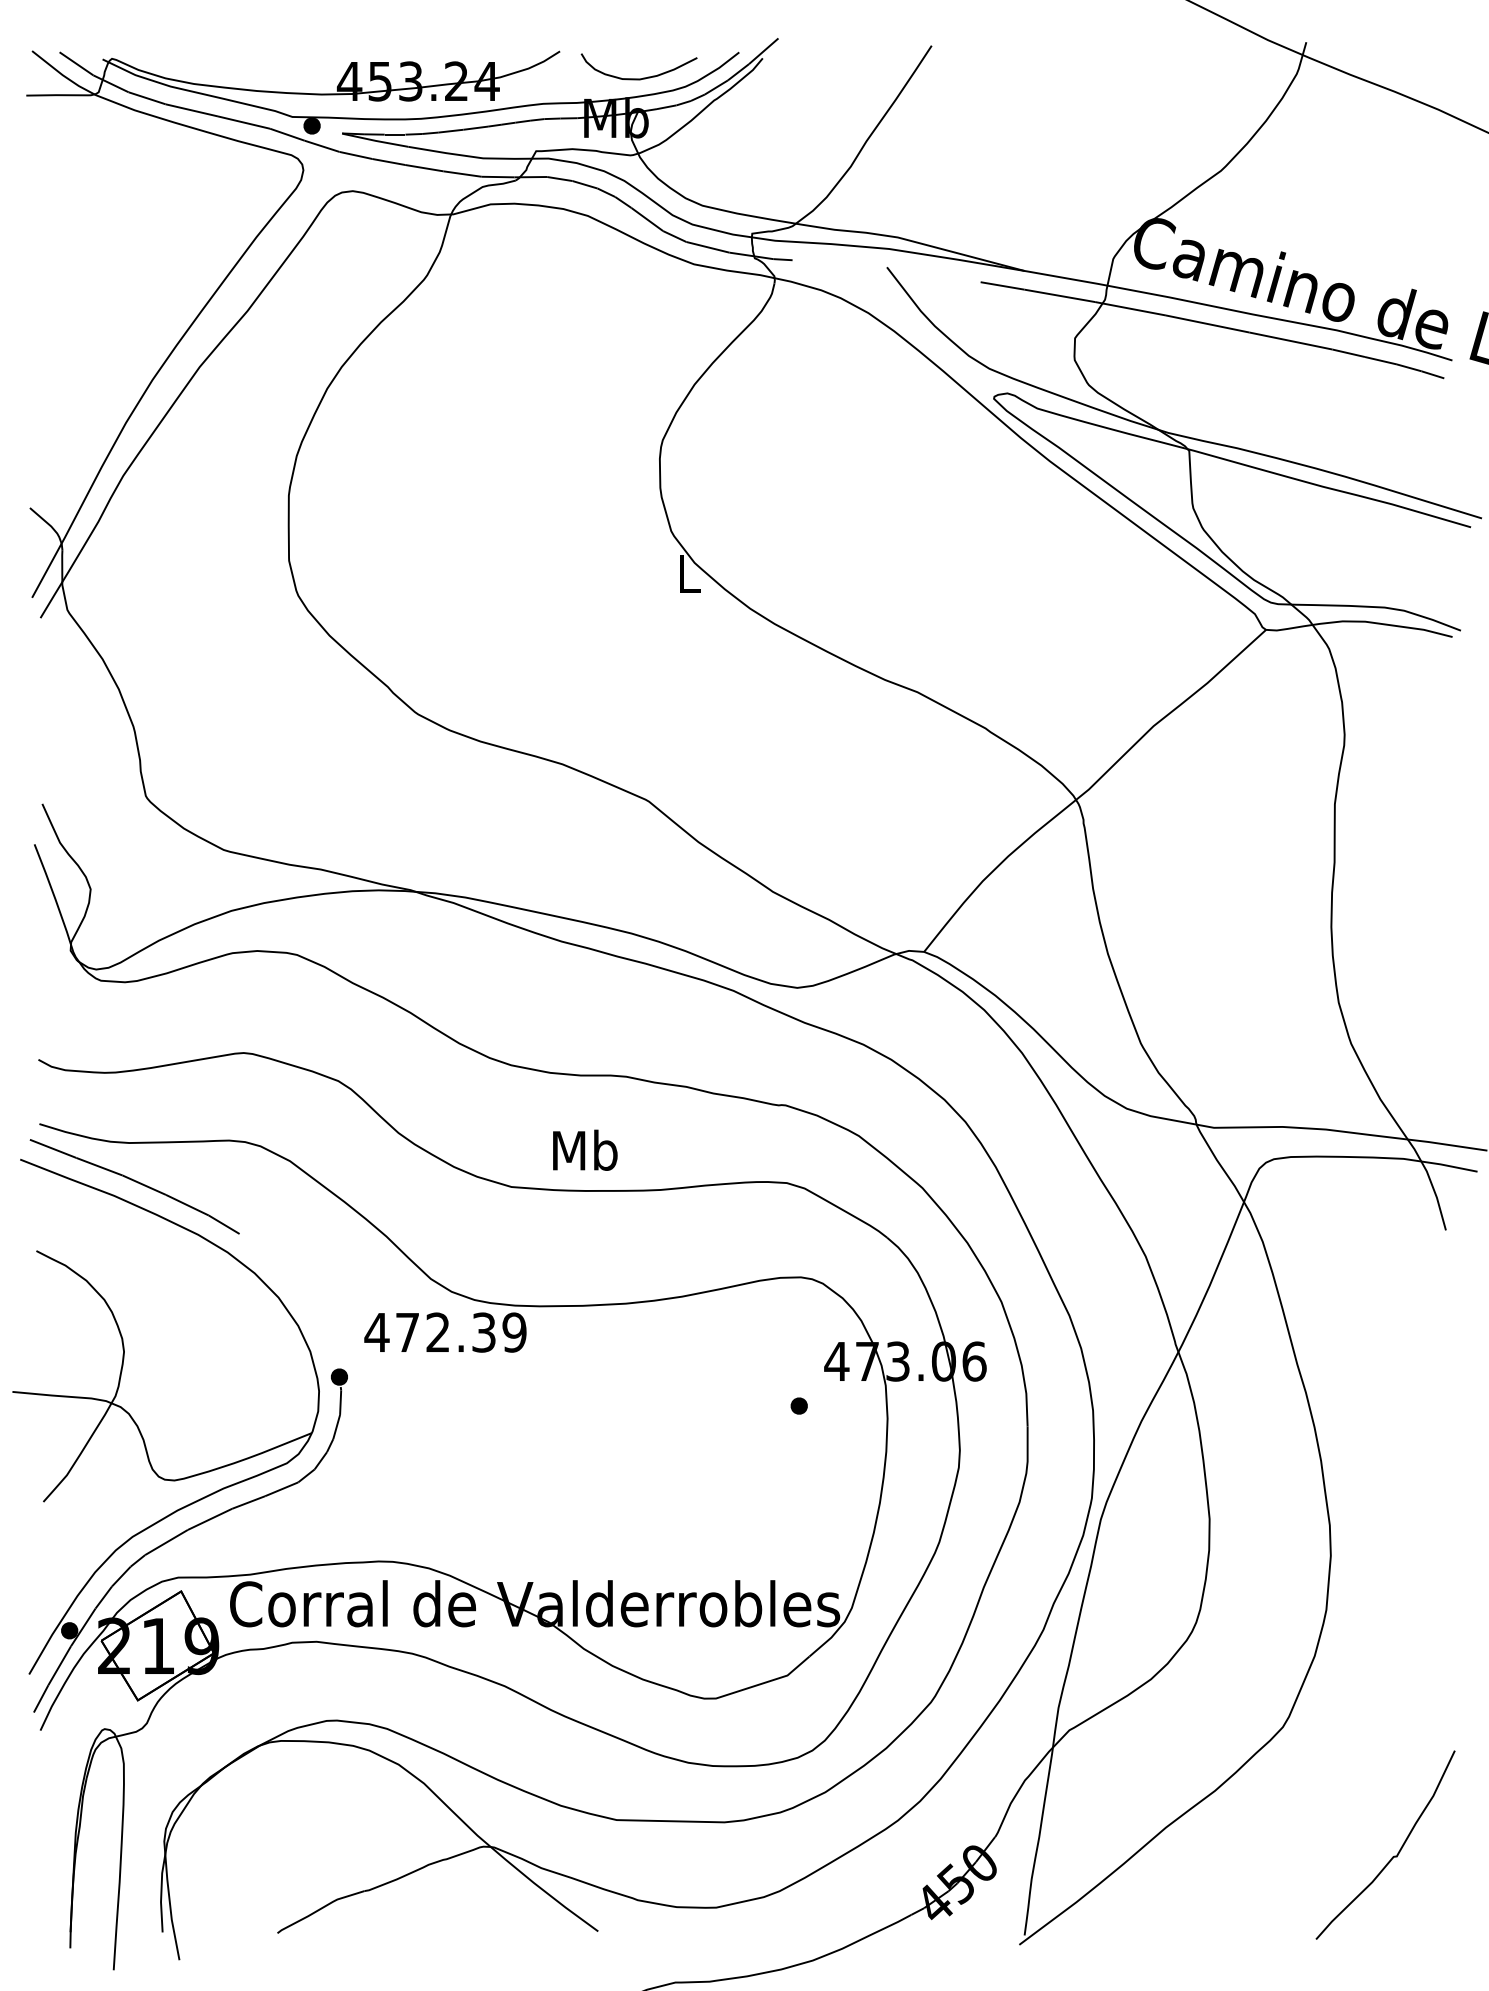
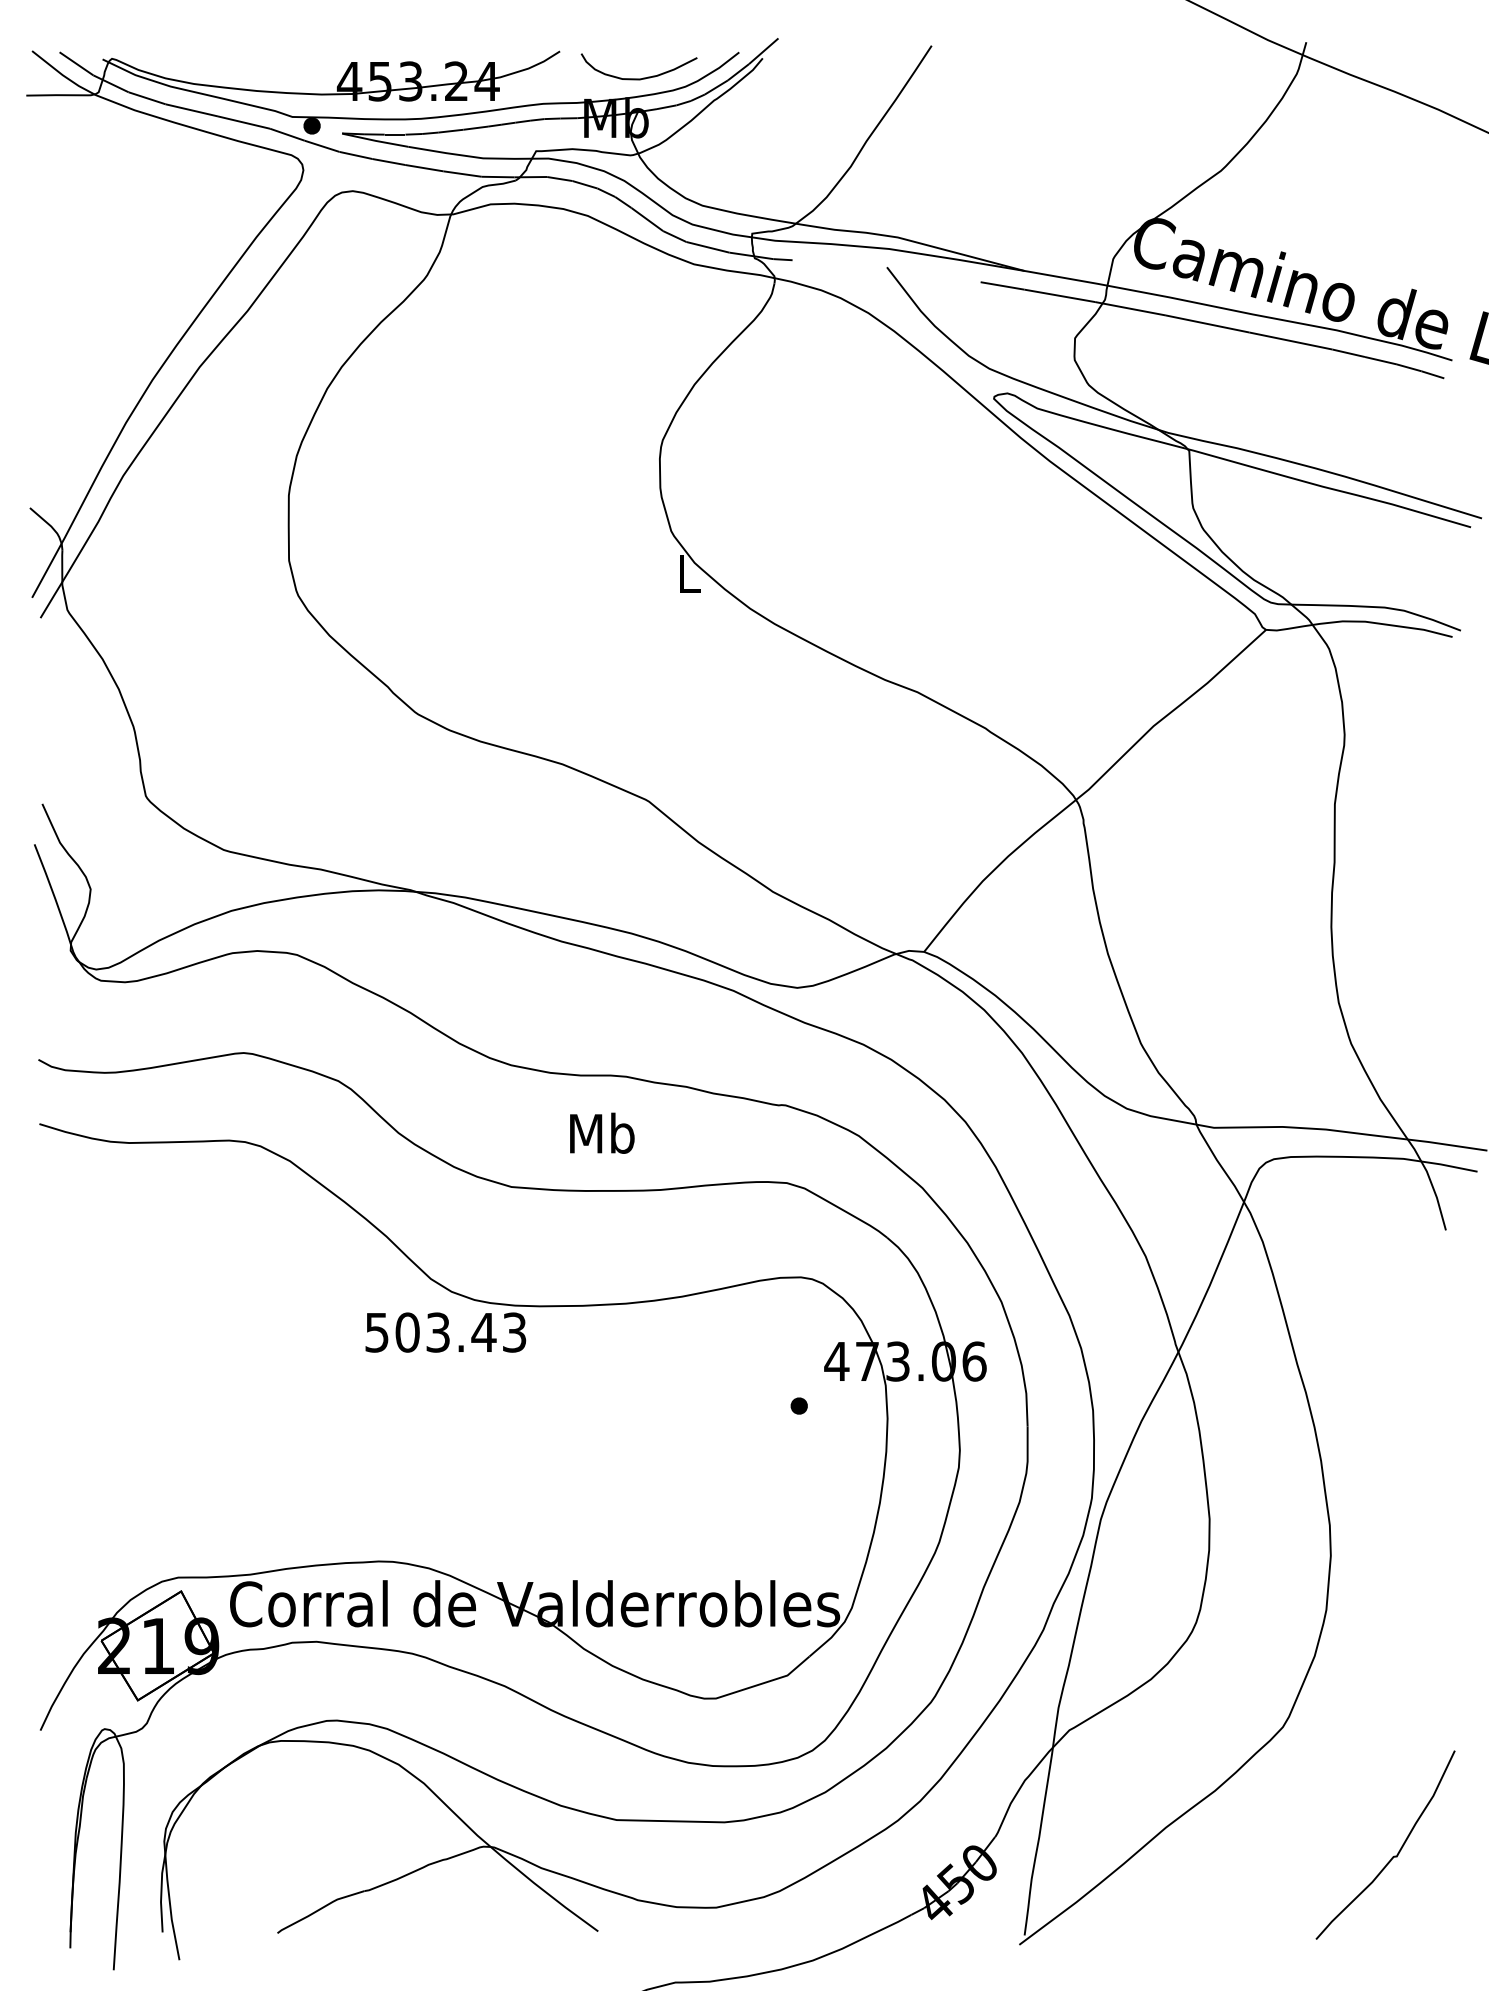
text position: (585, 1149) -> (602, 1132) (602, 1132)
text: 472.39 -> 503.43 (445, 1332)
part: present -> none (144, 1439)
